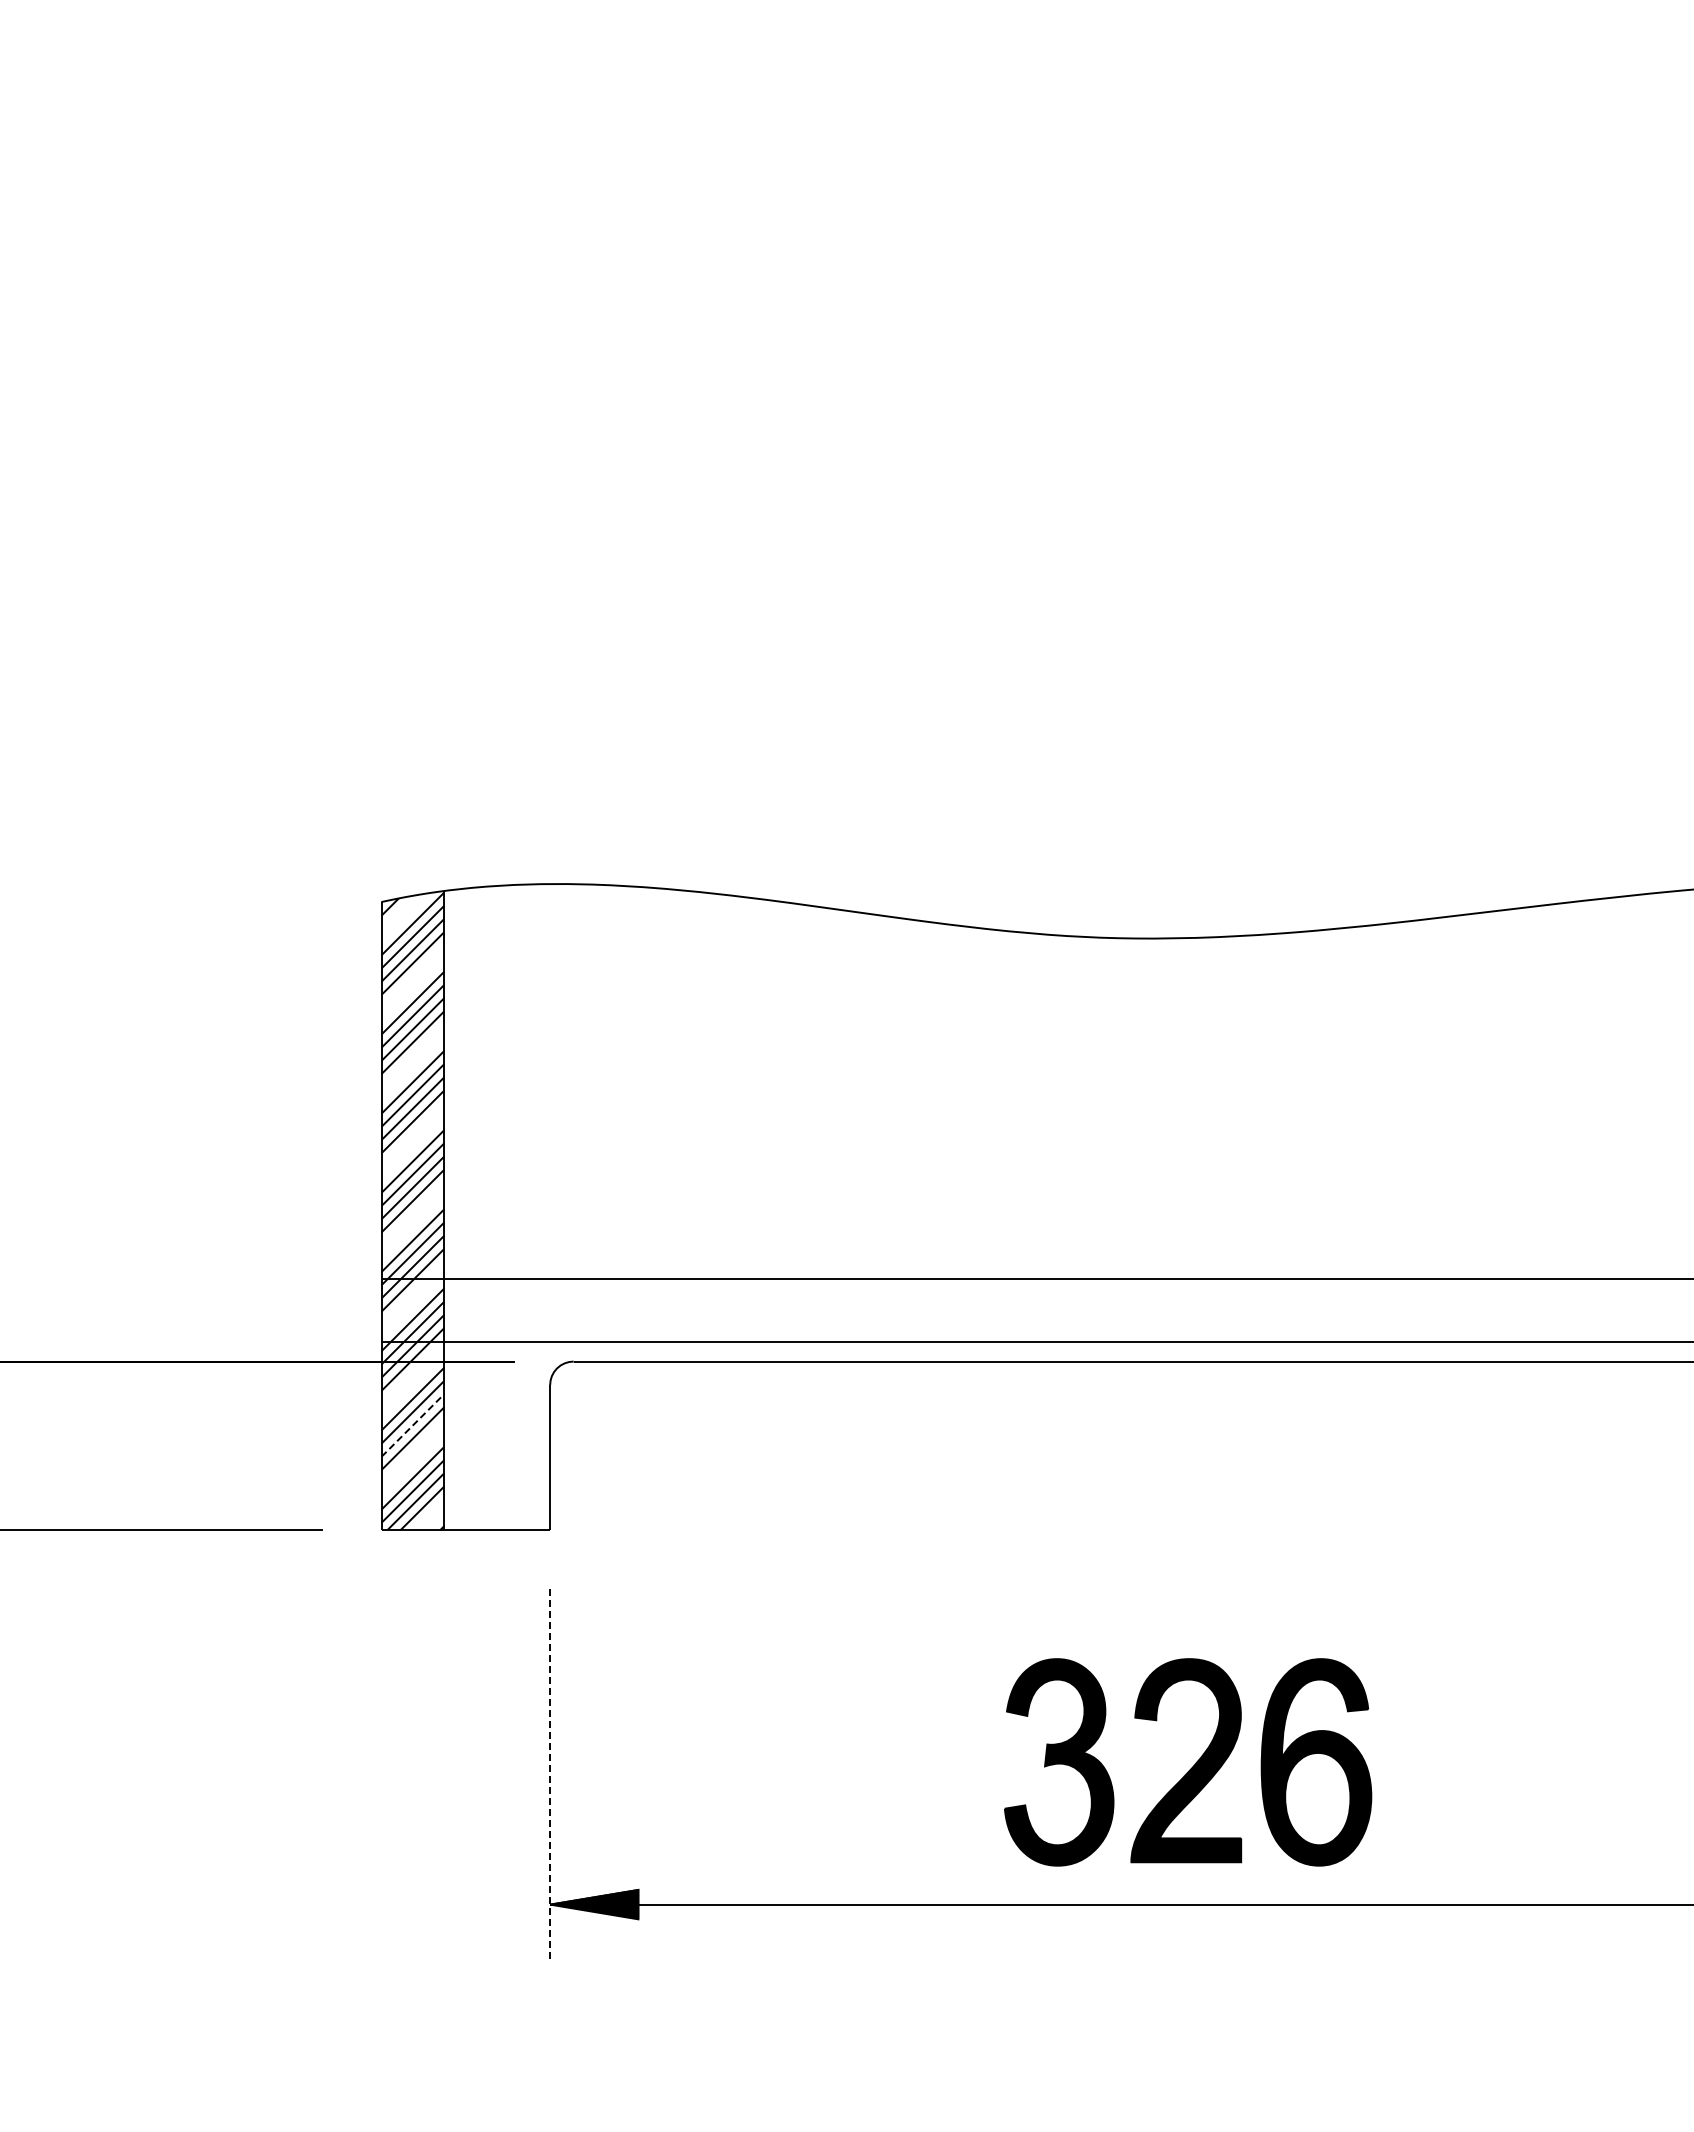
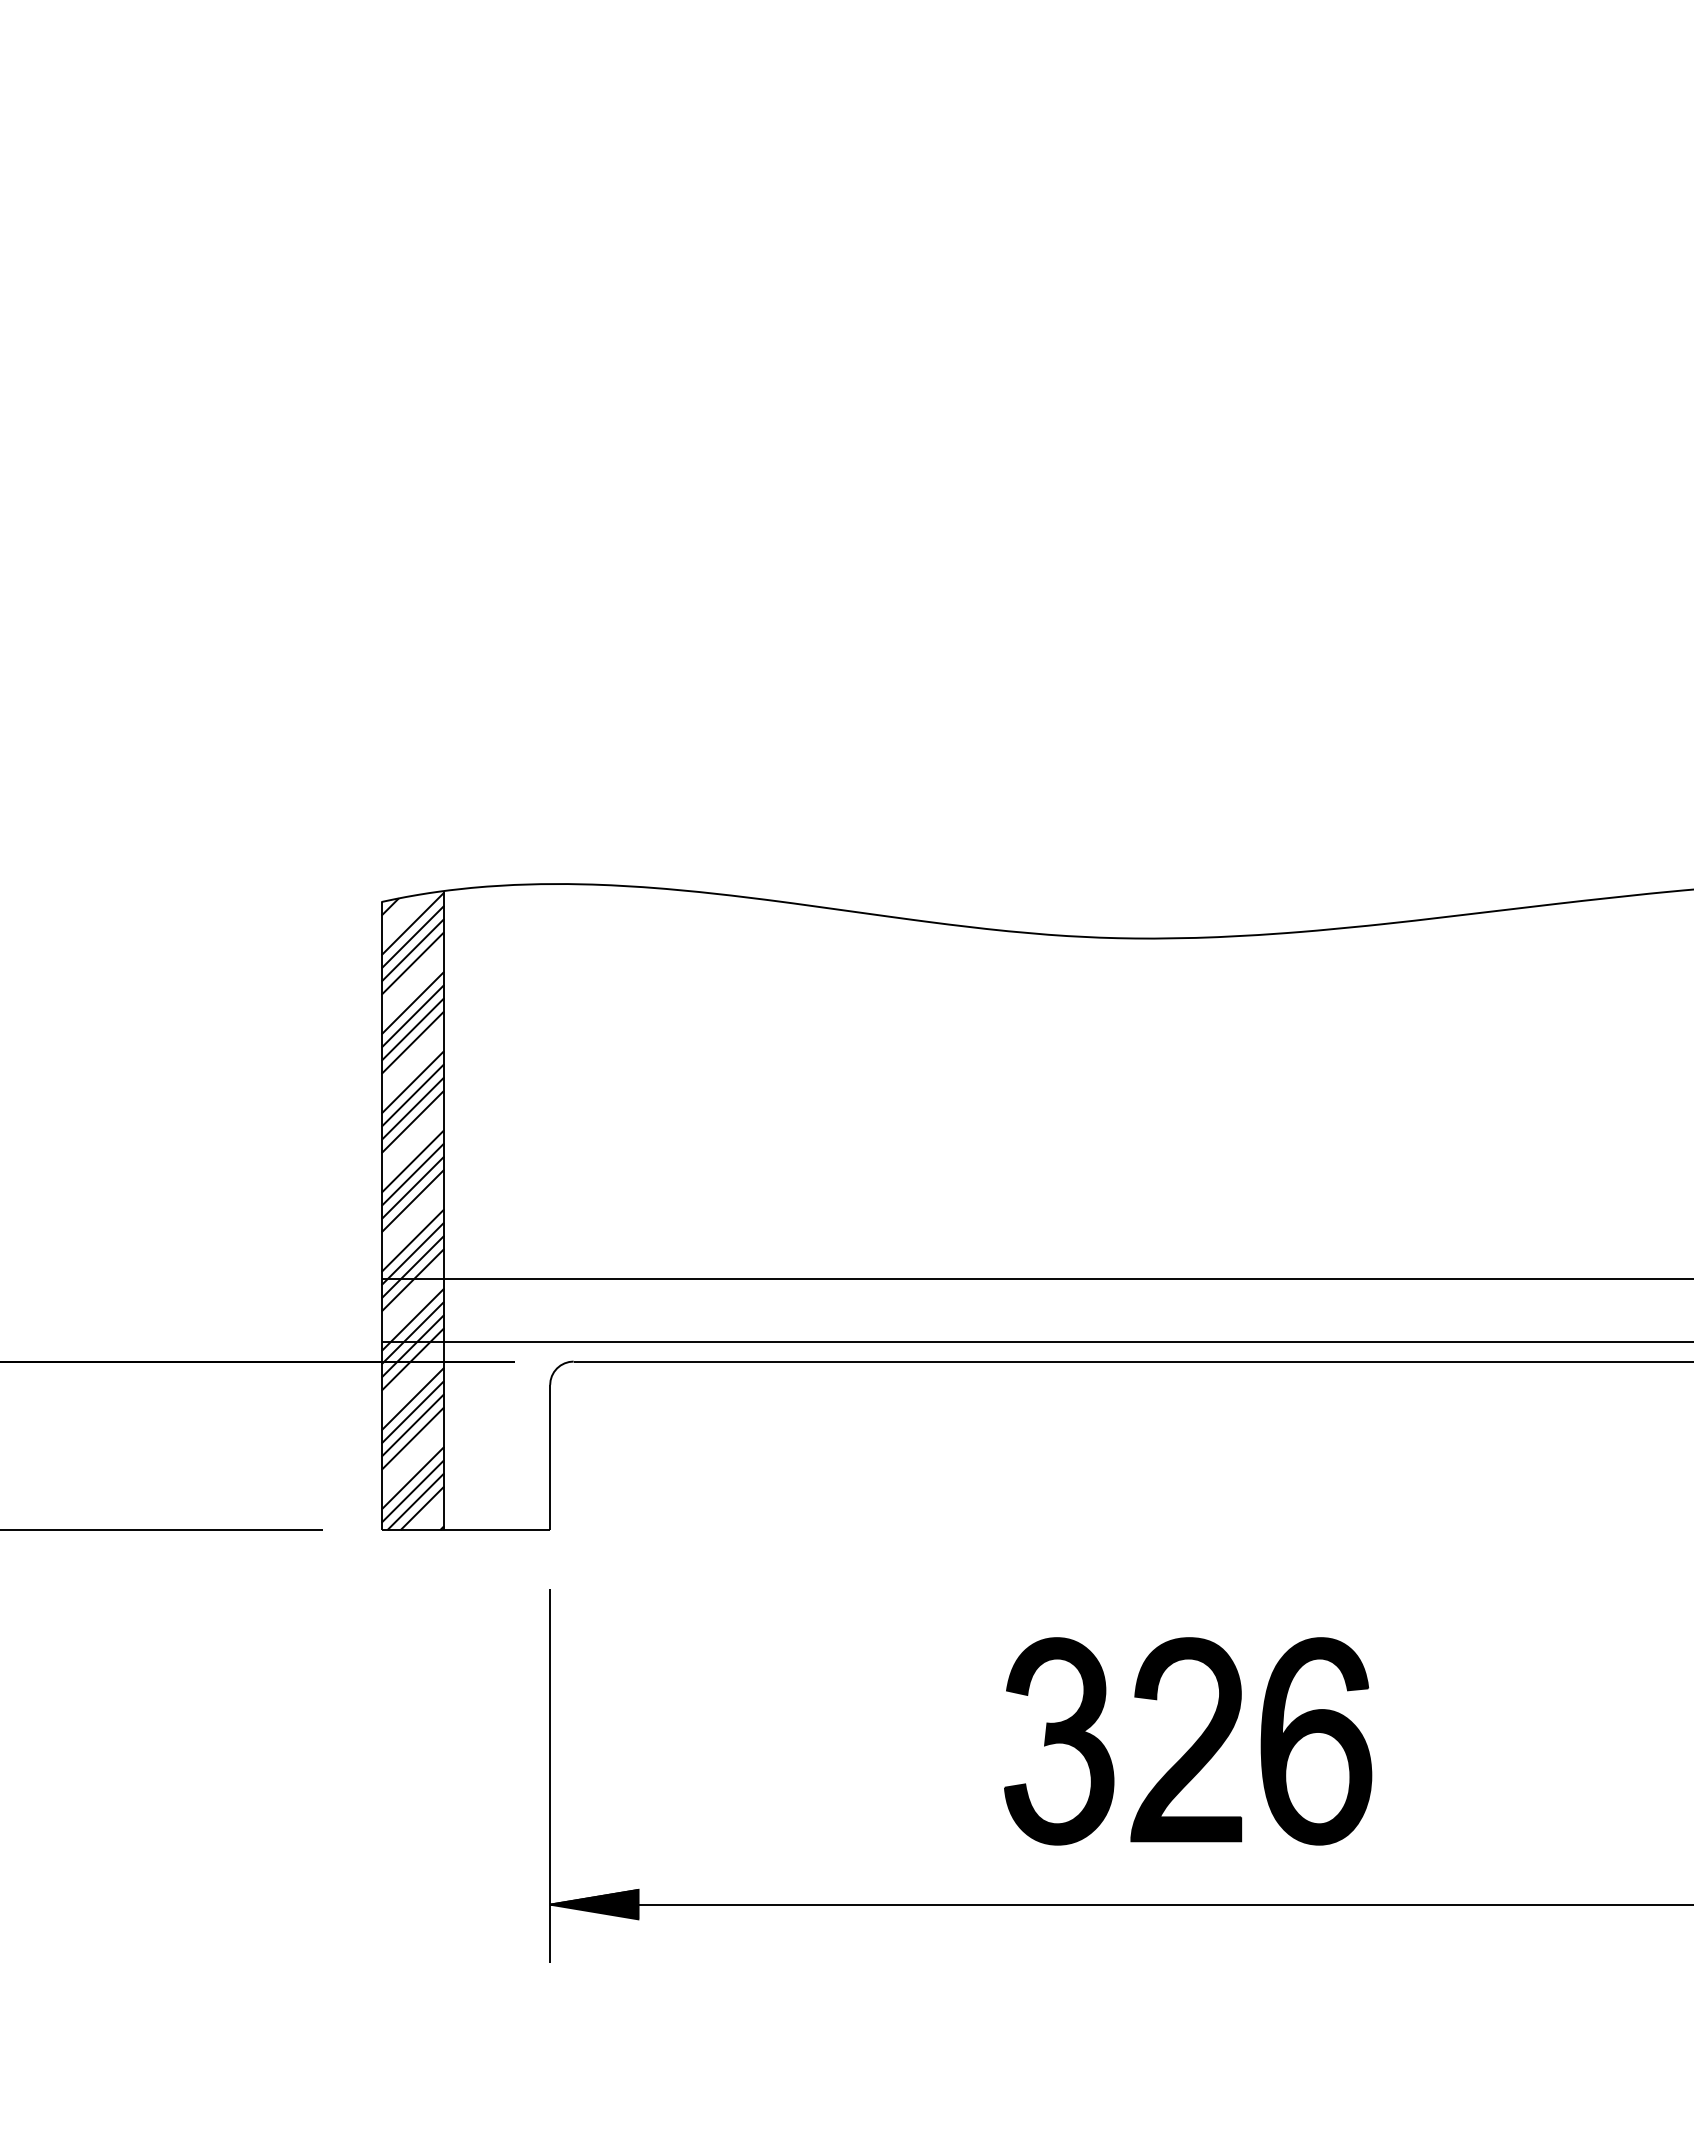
line: dashed -> solid (413, 1425)
part position: (1188, 1762) -> (1188, 1741) (1188, 1741)
line: dashed -> solid (550, 1776)
